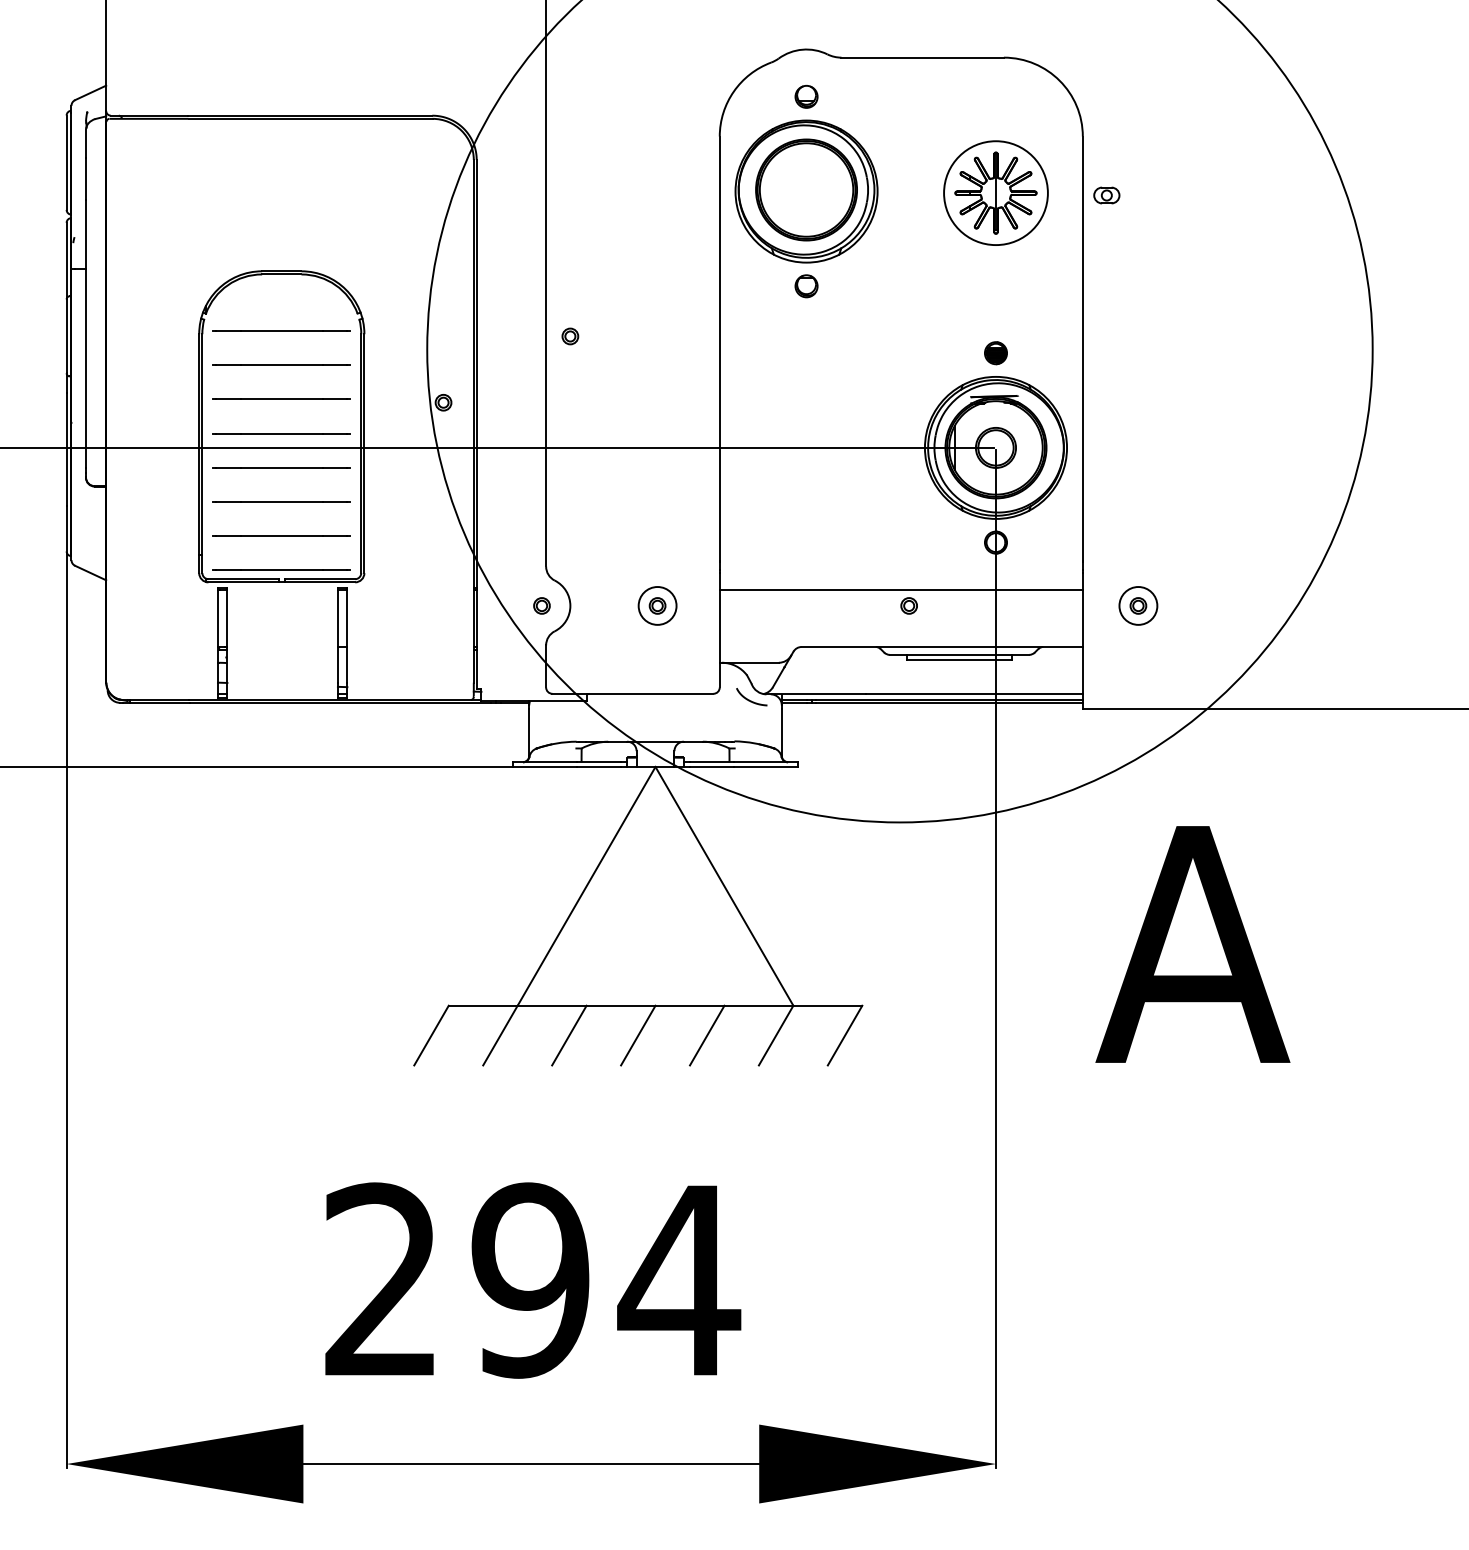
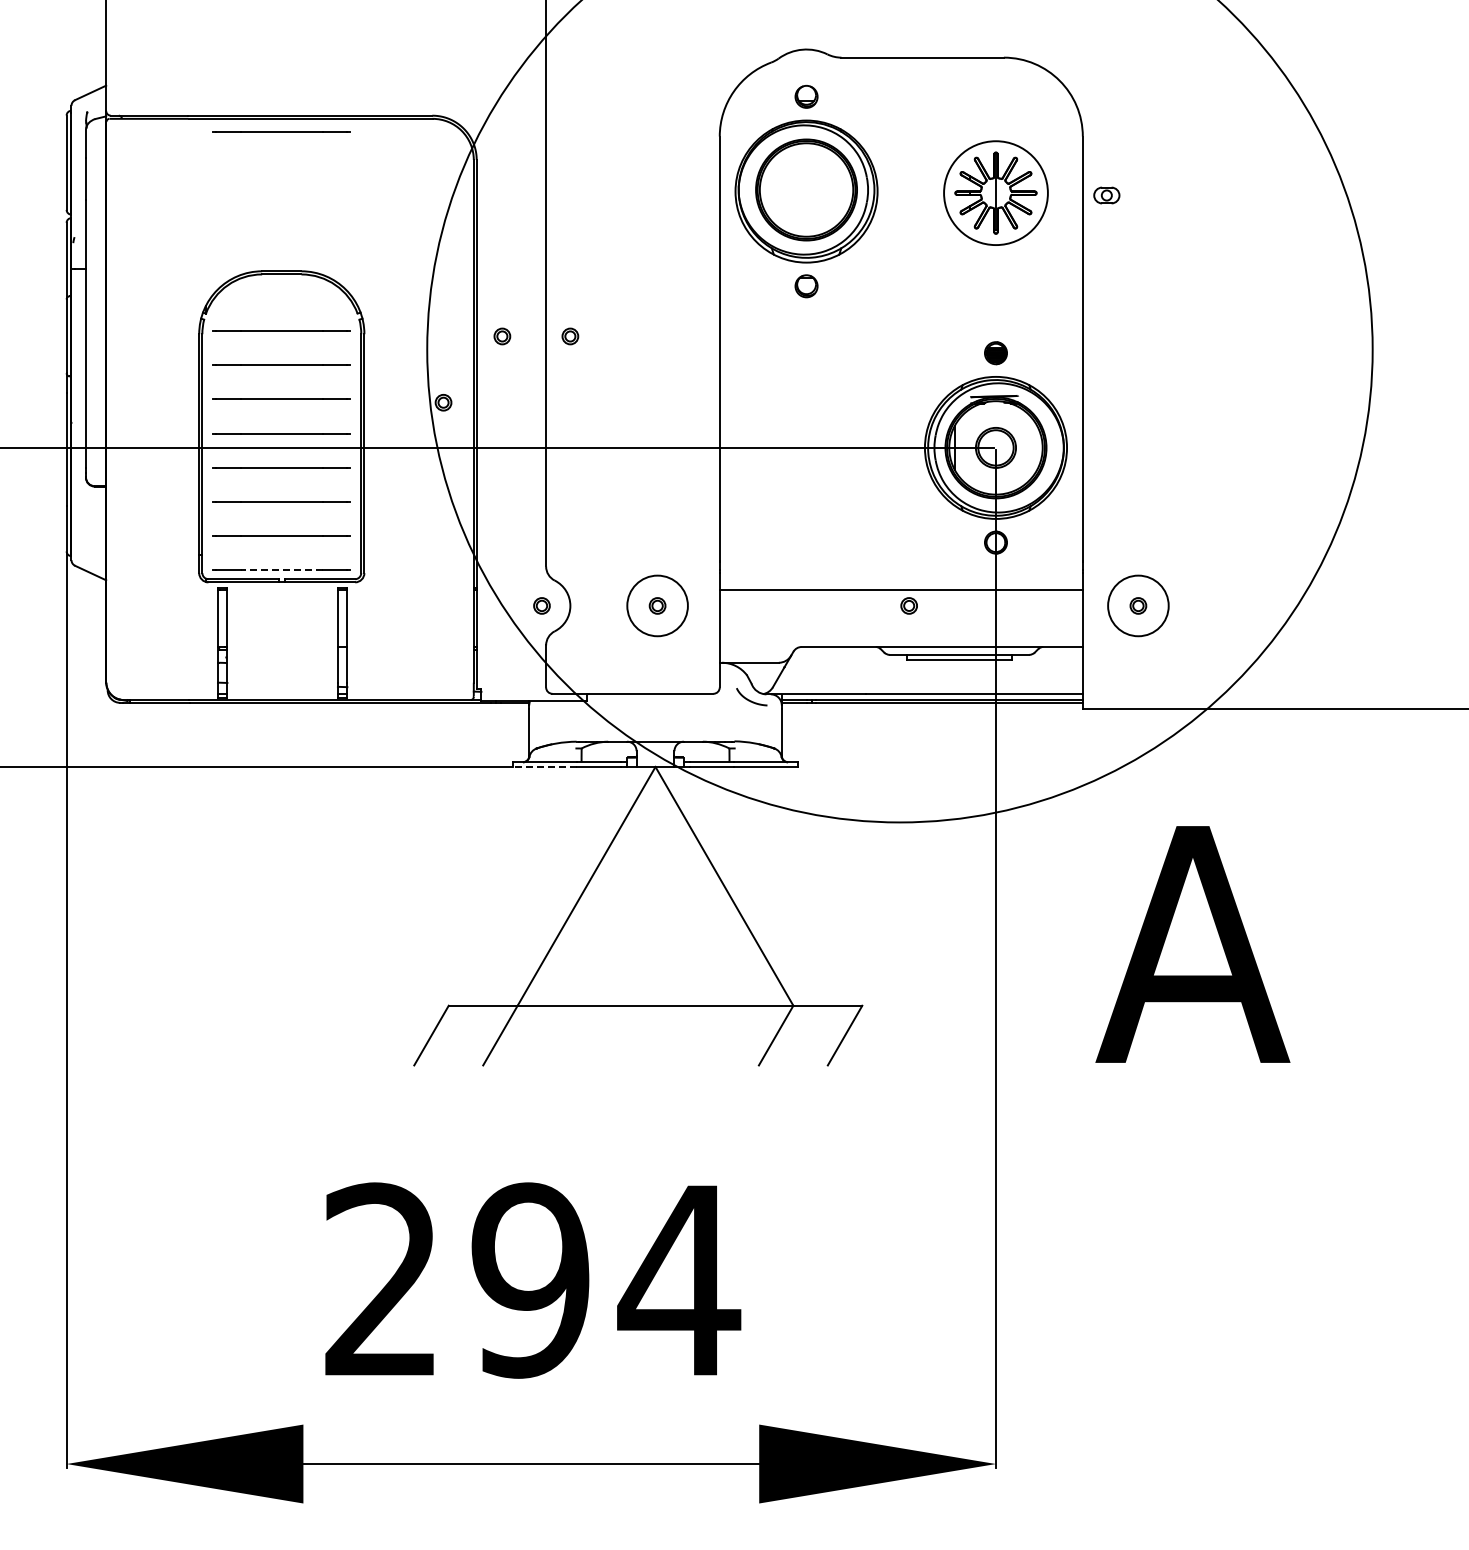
line: none -> present (281, 131)
part: none -> present (502, 336)
line: solid -> dashed (281, 569)
circle diameter: 38 px -> 61 px (657, 605)
circle diameter: 38 px -> 61 px (1138, 605)
line: solid -> dashed (545, 766)
line: present -> none (569, 1035)
line: present -> none (638, 1035)
line: present -> none (707, 1035)
